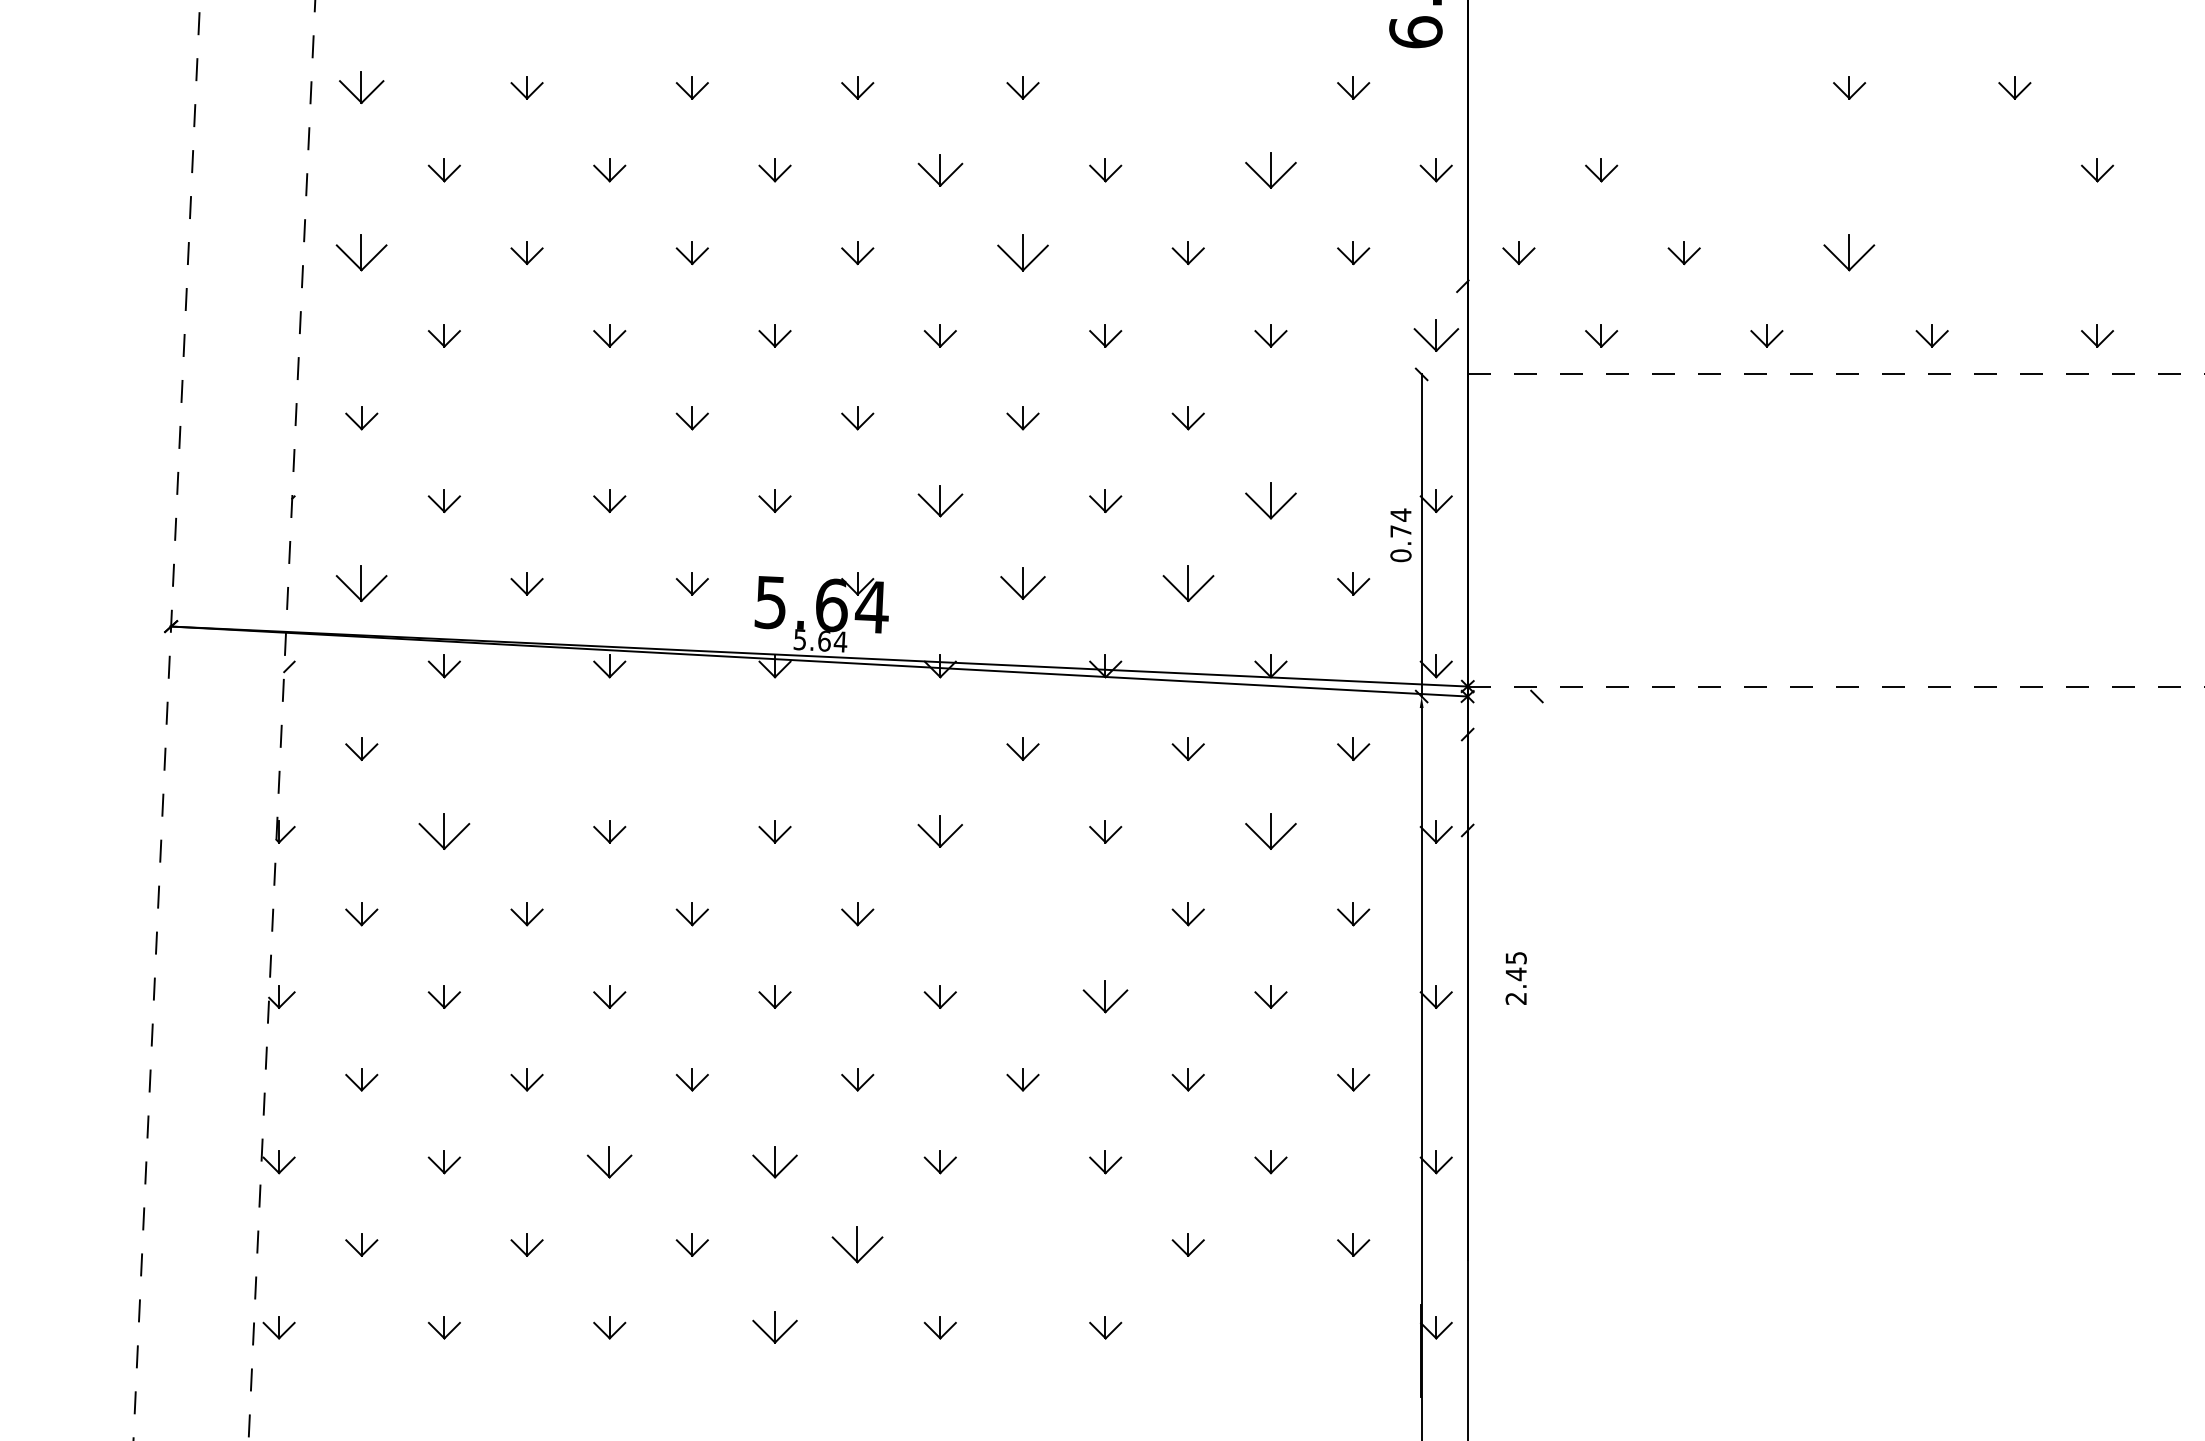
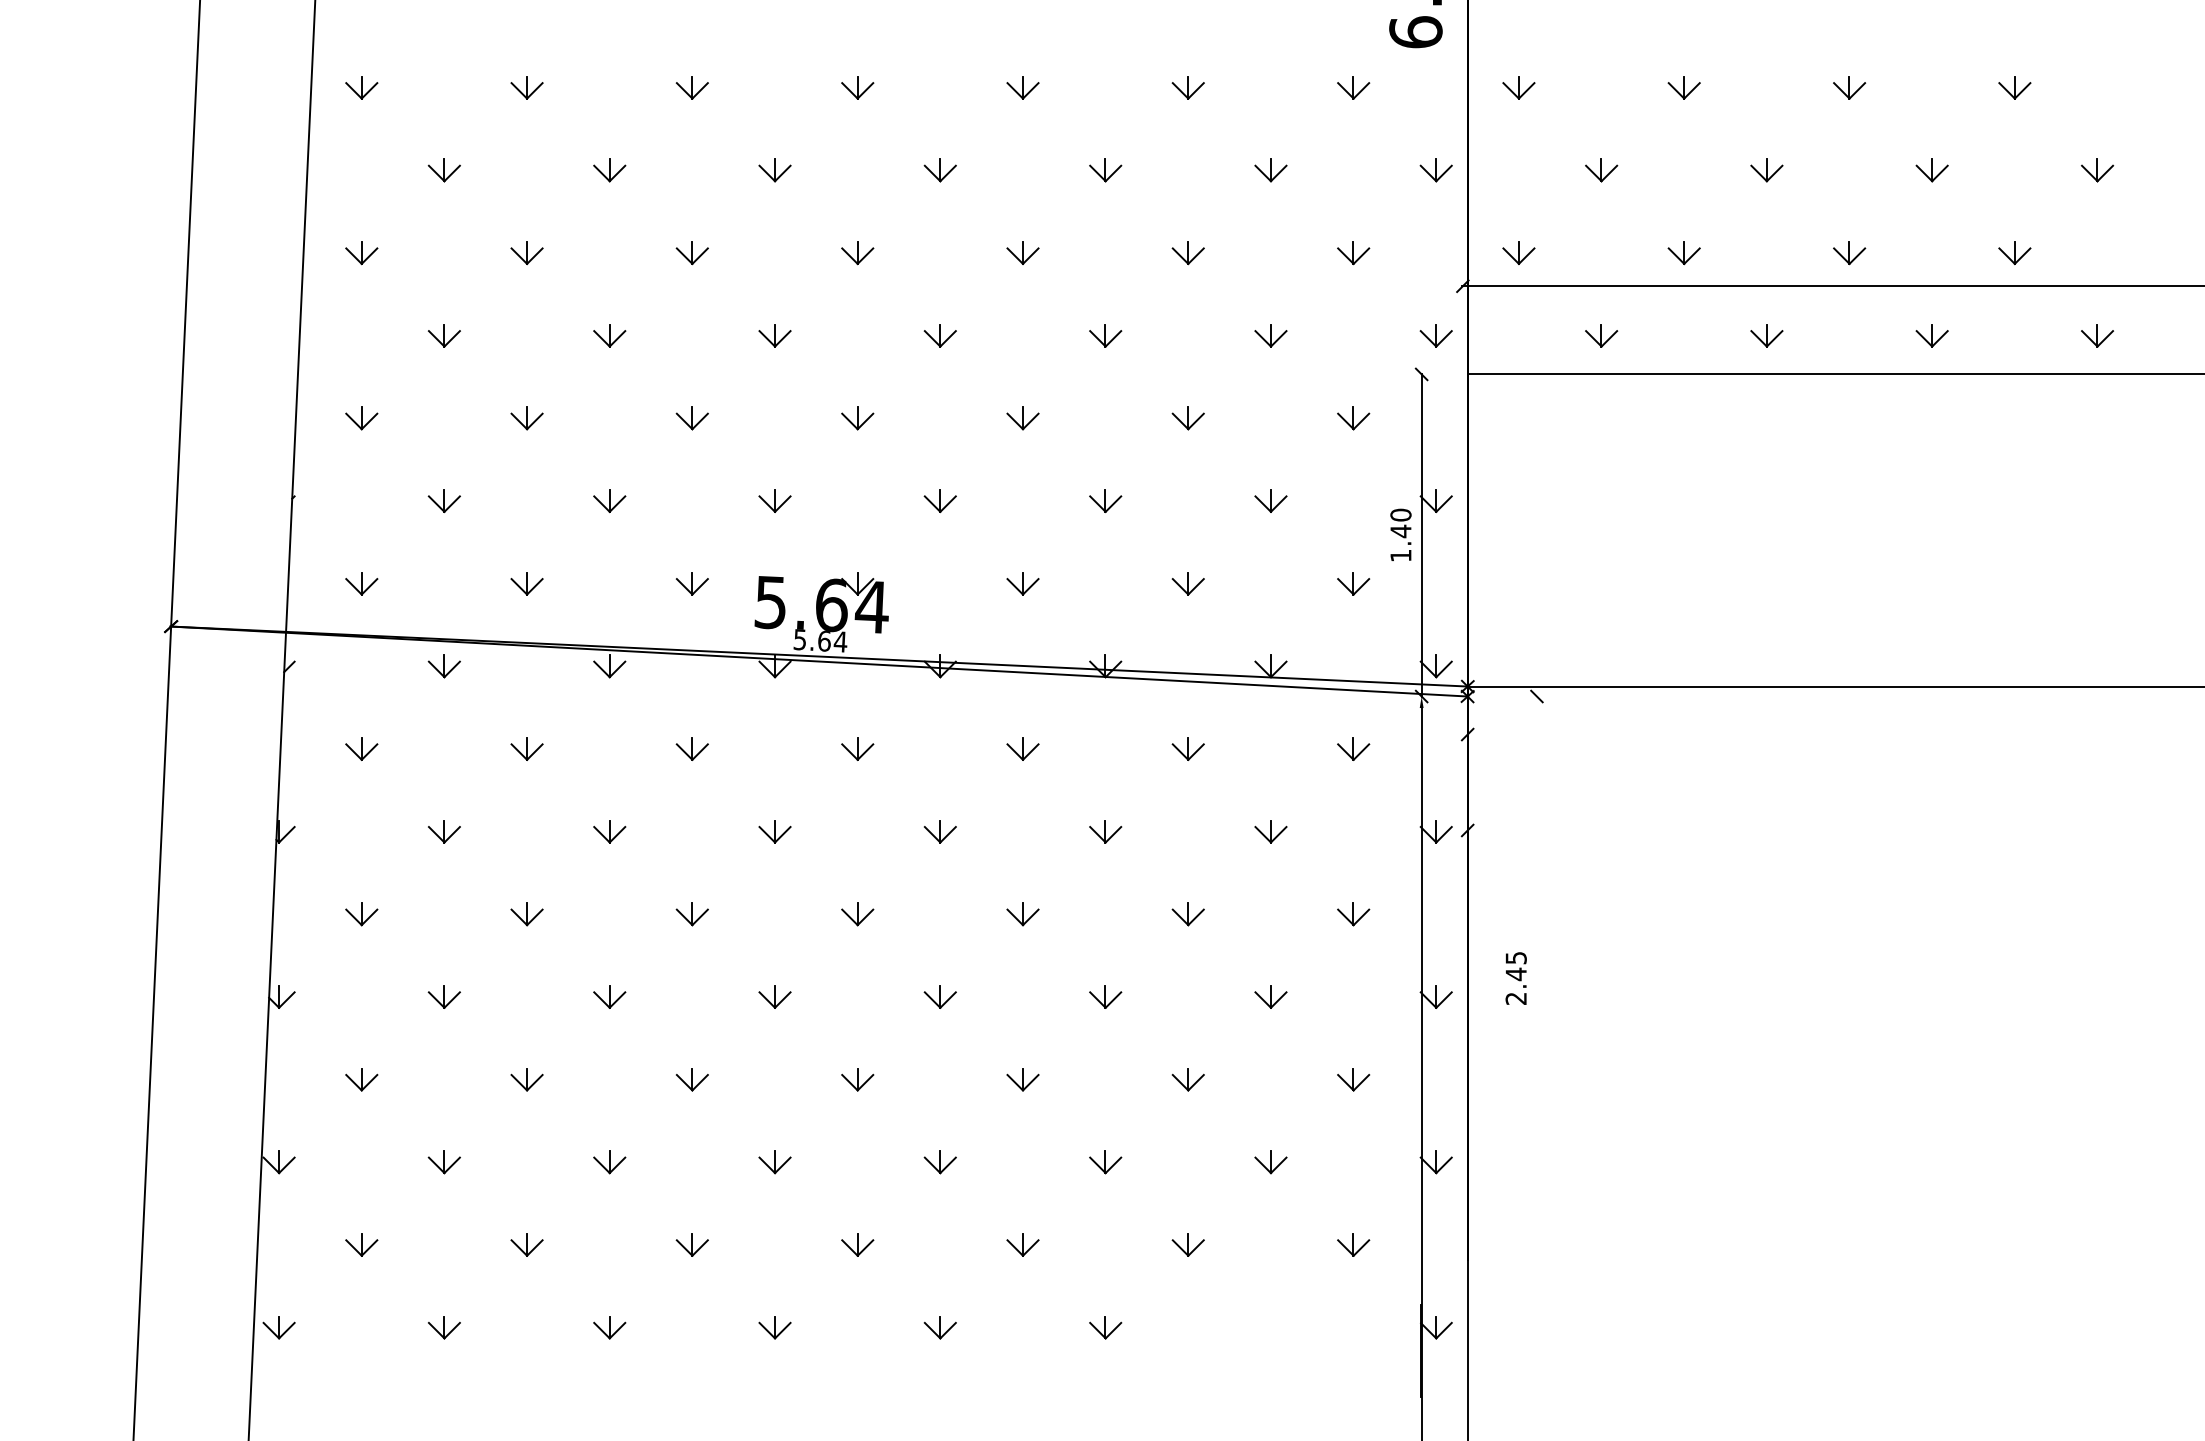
part size: 46x33 px -> 34x24 px (361, 87)
part: none -> present (1187, 87)
part: none -> present (1518, 87)
part: none -> present (1683, 87)
part size: 47x33 px -> 34x25 px (939, 170)
part size: 52x37 px -> 34x25 px (1270, 170)
part: none -> present (1766, 170)
part: none -> present (1931, 170)
part size: 53x38 px -> 34x25 px (361, 253)
part size: 52x38 px -> 34x24 px (1022, 252)
part size: 53x38 px -> 34x25 px (1849, 253)
part: none -> present (2014, 253)
line: none -> present (1831, 286)
part size: 47x33 px -> 34x24 px (1435, 335)
line: dashed -> solid (1835, 374)
part: none -> present (526, 418)
part: none -> present (1353, 418)
part size: 52x38 px -> 34x24 px (1270, 500)
part size: 47x33 px -> 34x24 px (939, 500)
text: 0.74 -> 1.40 (1400, 535)
part size: 53x38 px -> 34x24 px (361, 583)
part size: 46x33 px -> 34x24 px (1022, 583)
part size: 53x38 px -> 34x24 px (1187, 583)
line: dashed -> solid (1836, 686)
line: dashed -> solid (166, 720)
line: dashed -> solid (281, 721)
part: none -> present (526, 748)
part: none -> present (691, 748)
part: none -> present (857, 748)
part size: 53x37 px -> 33x24 px (444, 831)
part size: 46x33 px -> 33x24 px (940, 831)
part size: 52x37 px -> 34x24 px (1270, 831)
part: none -> present (1022, 914)
part size: 47x34 px -> 34x24 px (1105, 996)
part size: 47x33 px -> 34x25 px (609, 1162)
part size: 46x33 px -> 34x25 px (774, 1162)
part size: 53x38 px -> 34x24 px (857, 1244)
part: none -> present (1022, 1244)
part size: 46x33 px -> 34x24 px (774, 1327)
